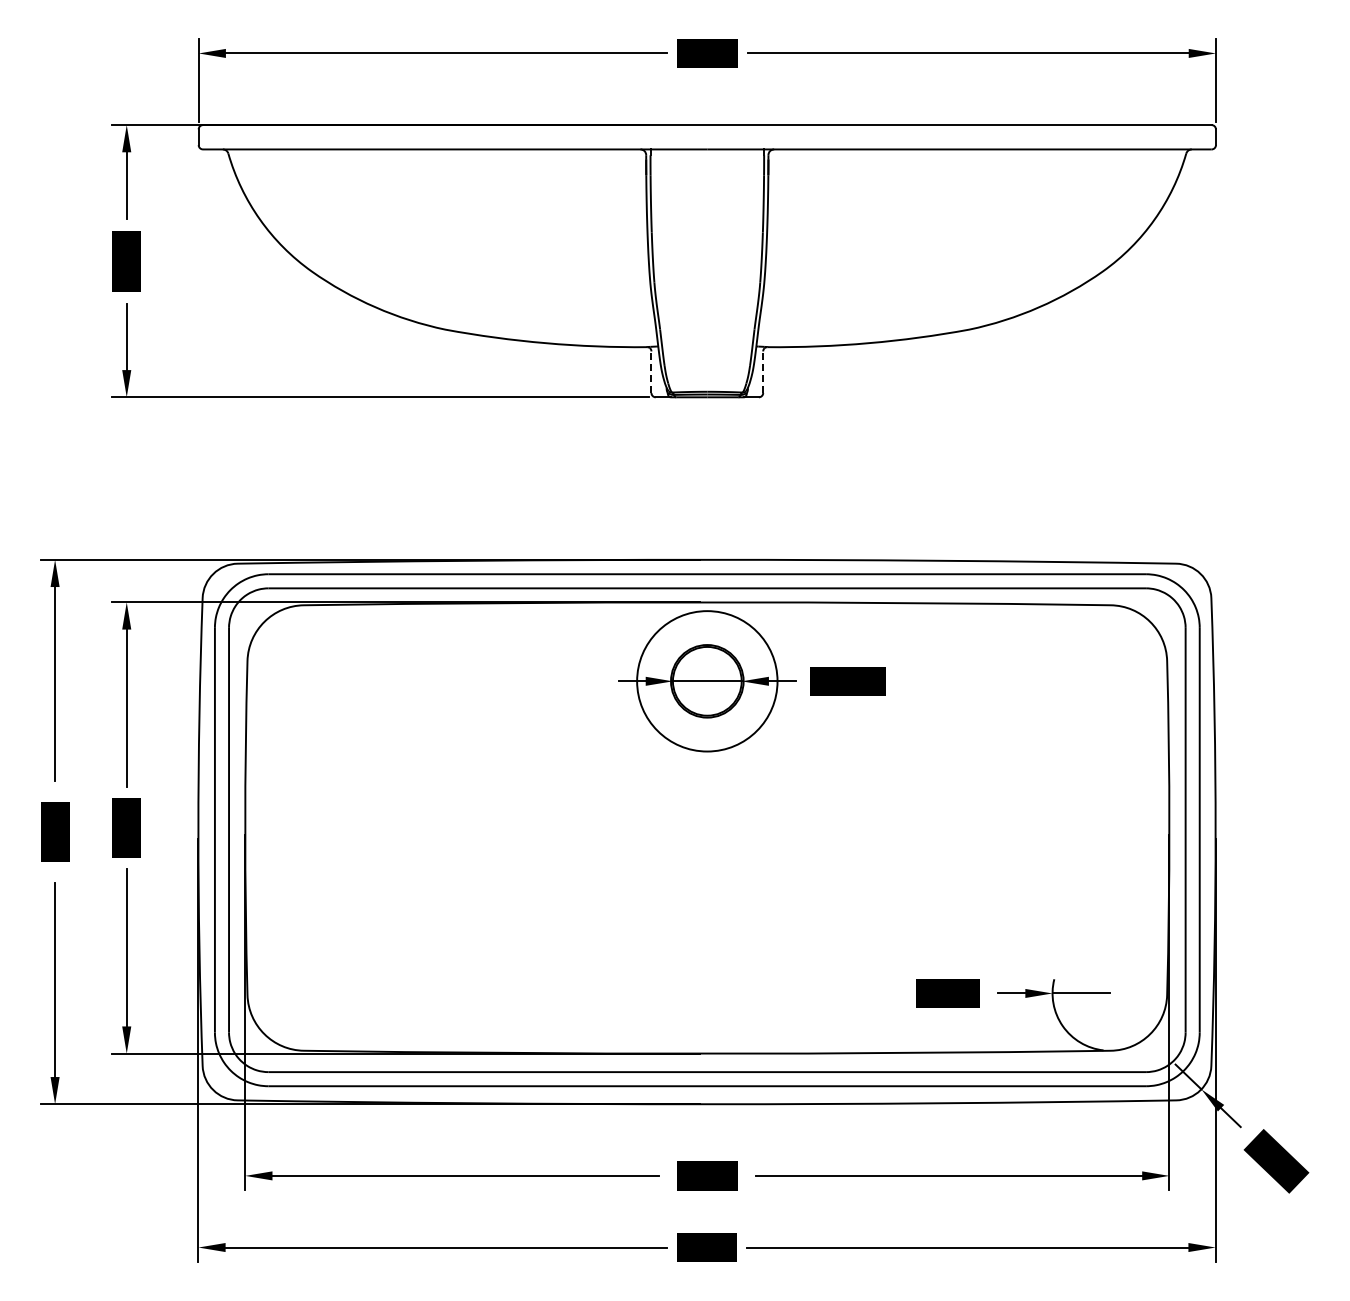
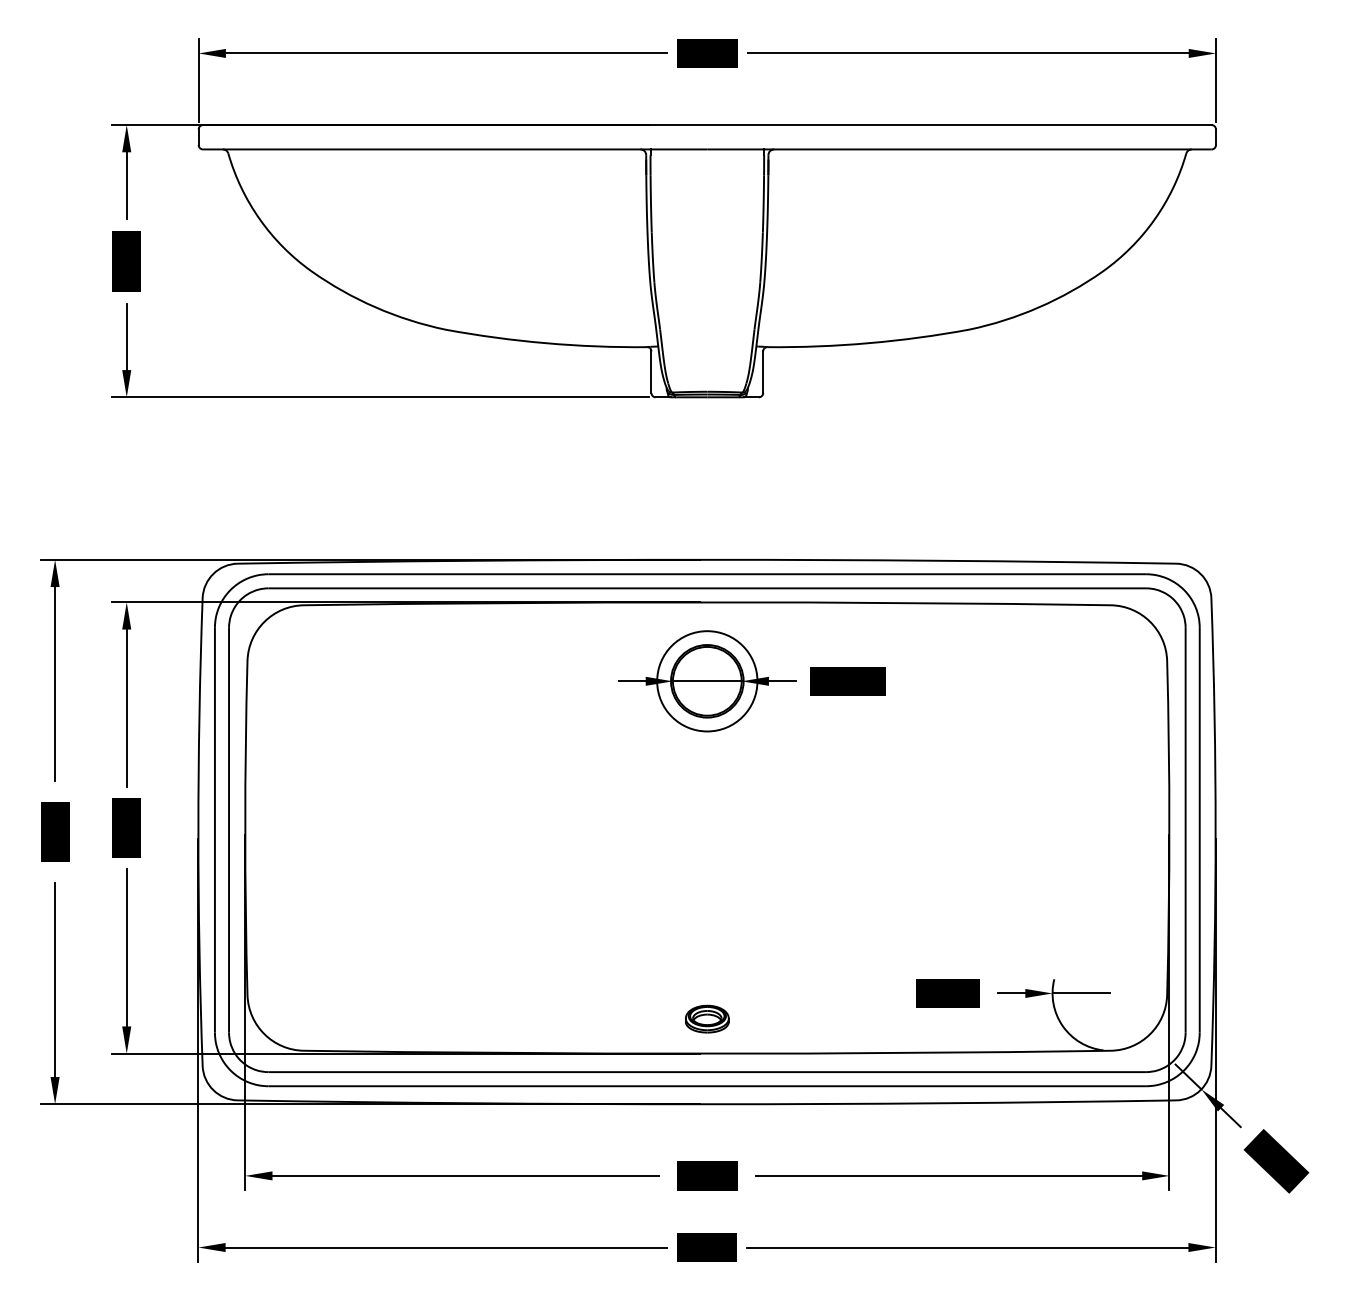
line: dashed -> solid (651, 372)
line: dashed -> solid (763, 372)
circle diameter: 140 px -> 100 px (707, 681)
part: none -> present (707, 1018)
